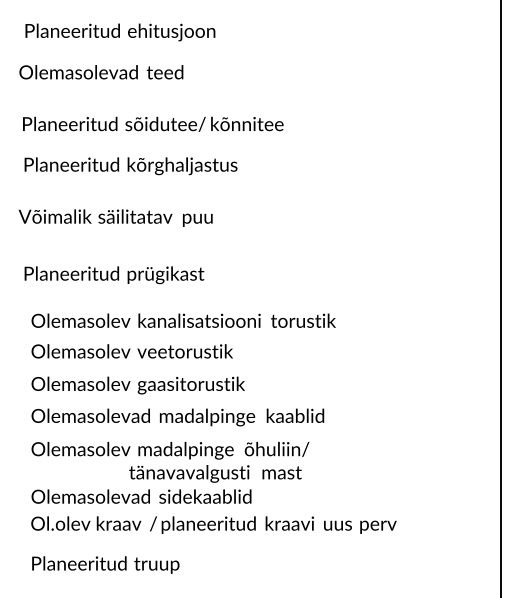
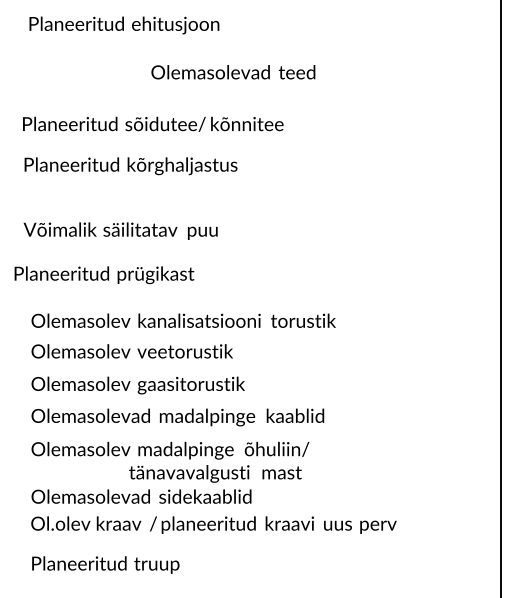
text position: (120, 32) -> (124, 25) (124, 25)
text position: (101, 72) -> (233, 72) (233, 72)
text position: (115, 217) -> (120, 230) (120, 230)
text position: (114, 275) -> (104, 275) (104, 275)
